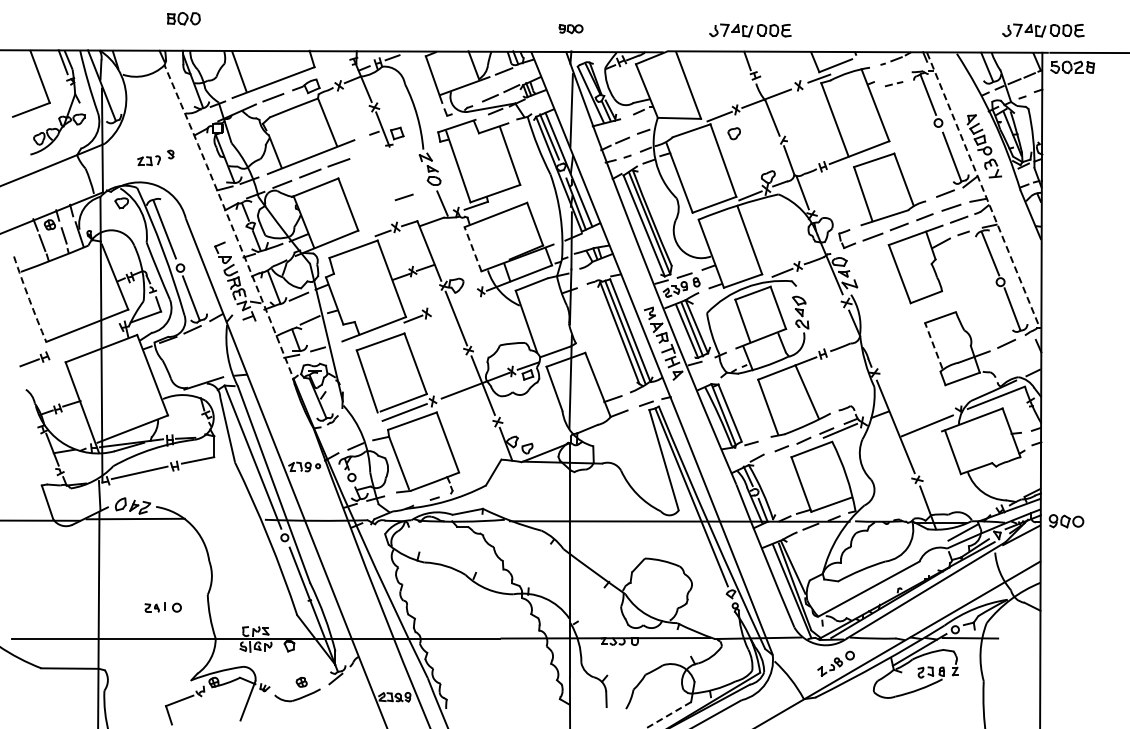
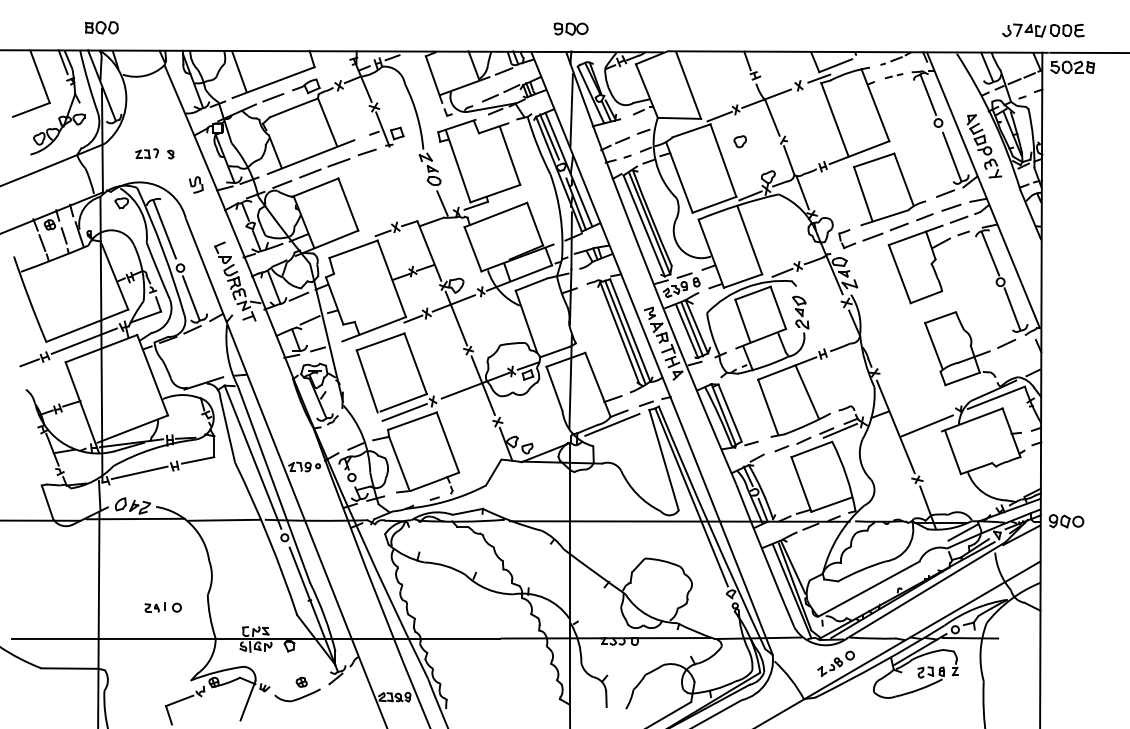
part position: (183, 18) -> (101, 27) (101, 27)
part size: 26x11 px -> 36x14 px (570, 28)
part: present -> none (750, 30)
part position: (894, 84) -> (894, 76) (894, 76)
part position: (733, 133) -> (739, 141) (739, 141)
part position: (148, 160) -> (146, 153) (146, 153)
part: none -> present (196, 184)
line: dashed -> solid (983, 190)
line position: (403, 197) -> (366, 152) (366, 152)
arc: dashed -> solid (231, 224)
line: dashed -> solid (473, 249)
arc: dashed -> solid (29, 299)
line: none -> present (453, 303)
line: none -> present (83, 340)
line: dashed -> solid (933, 345)
line: none -> present (612, 424)
line: none -> present (224, 519)
line: dashed -> solid (667, 715)
